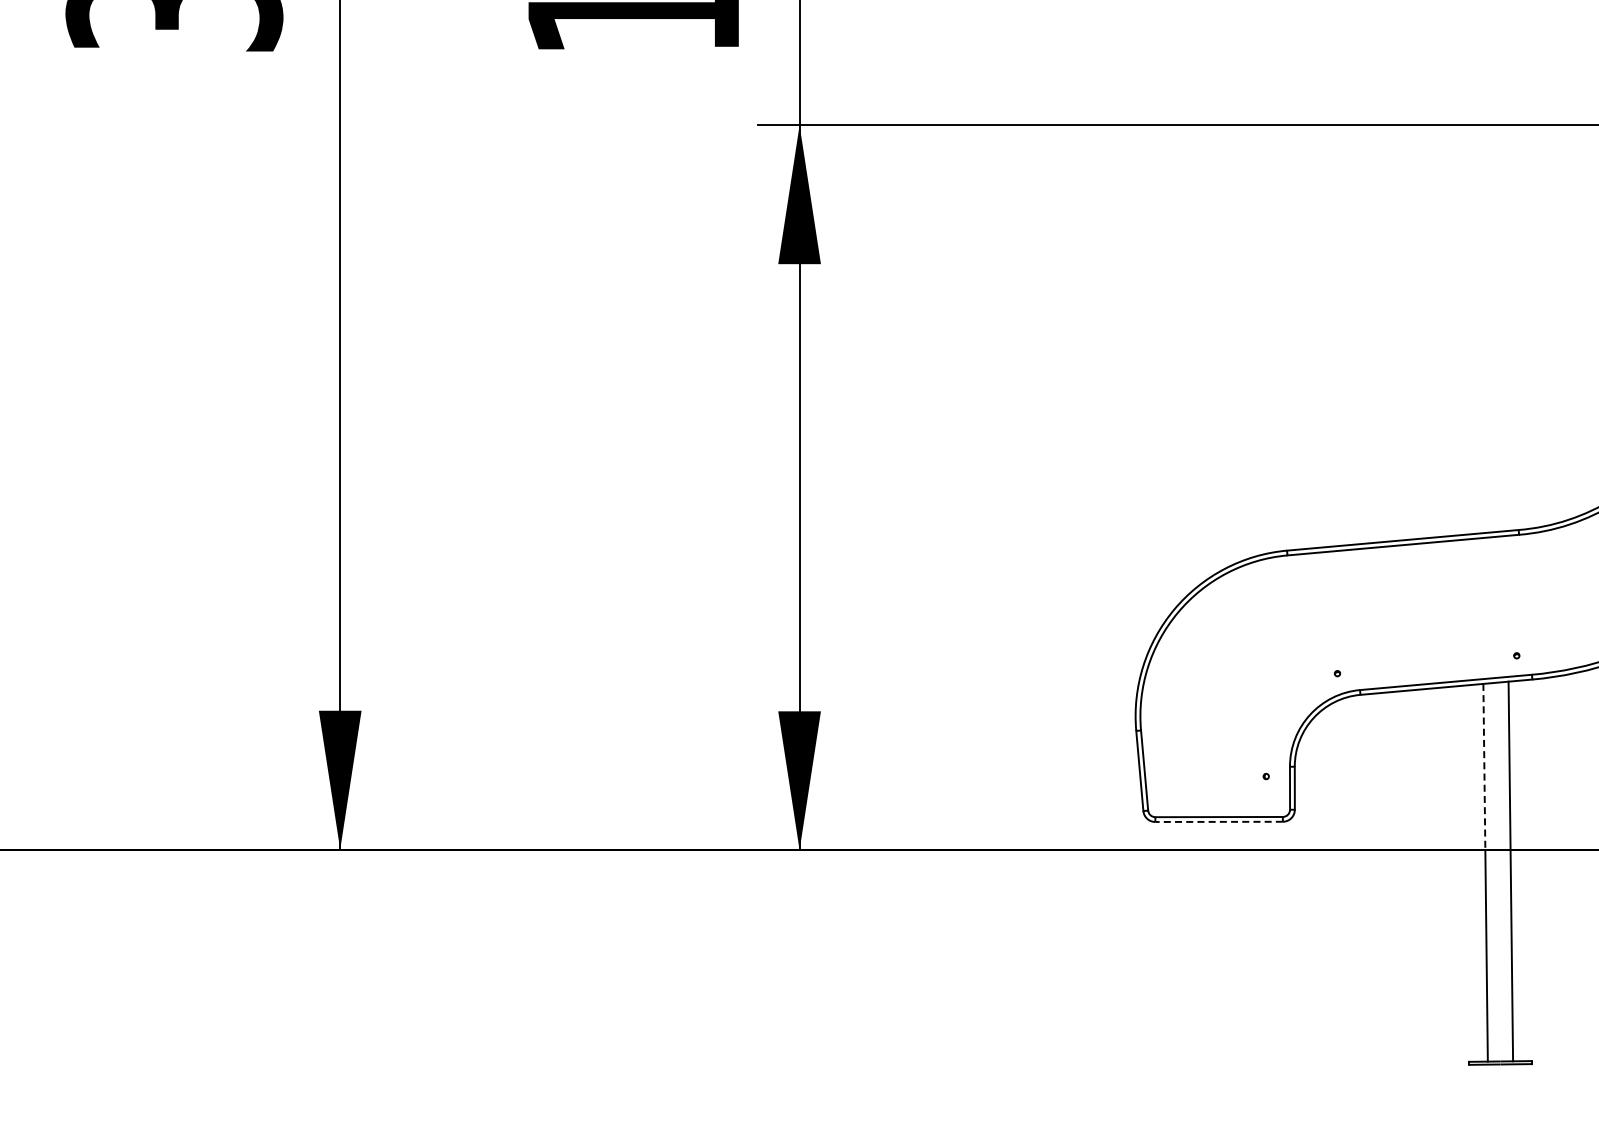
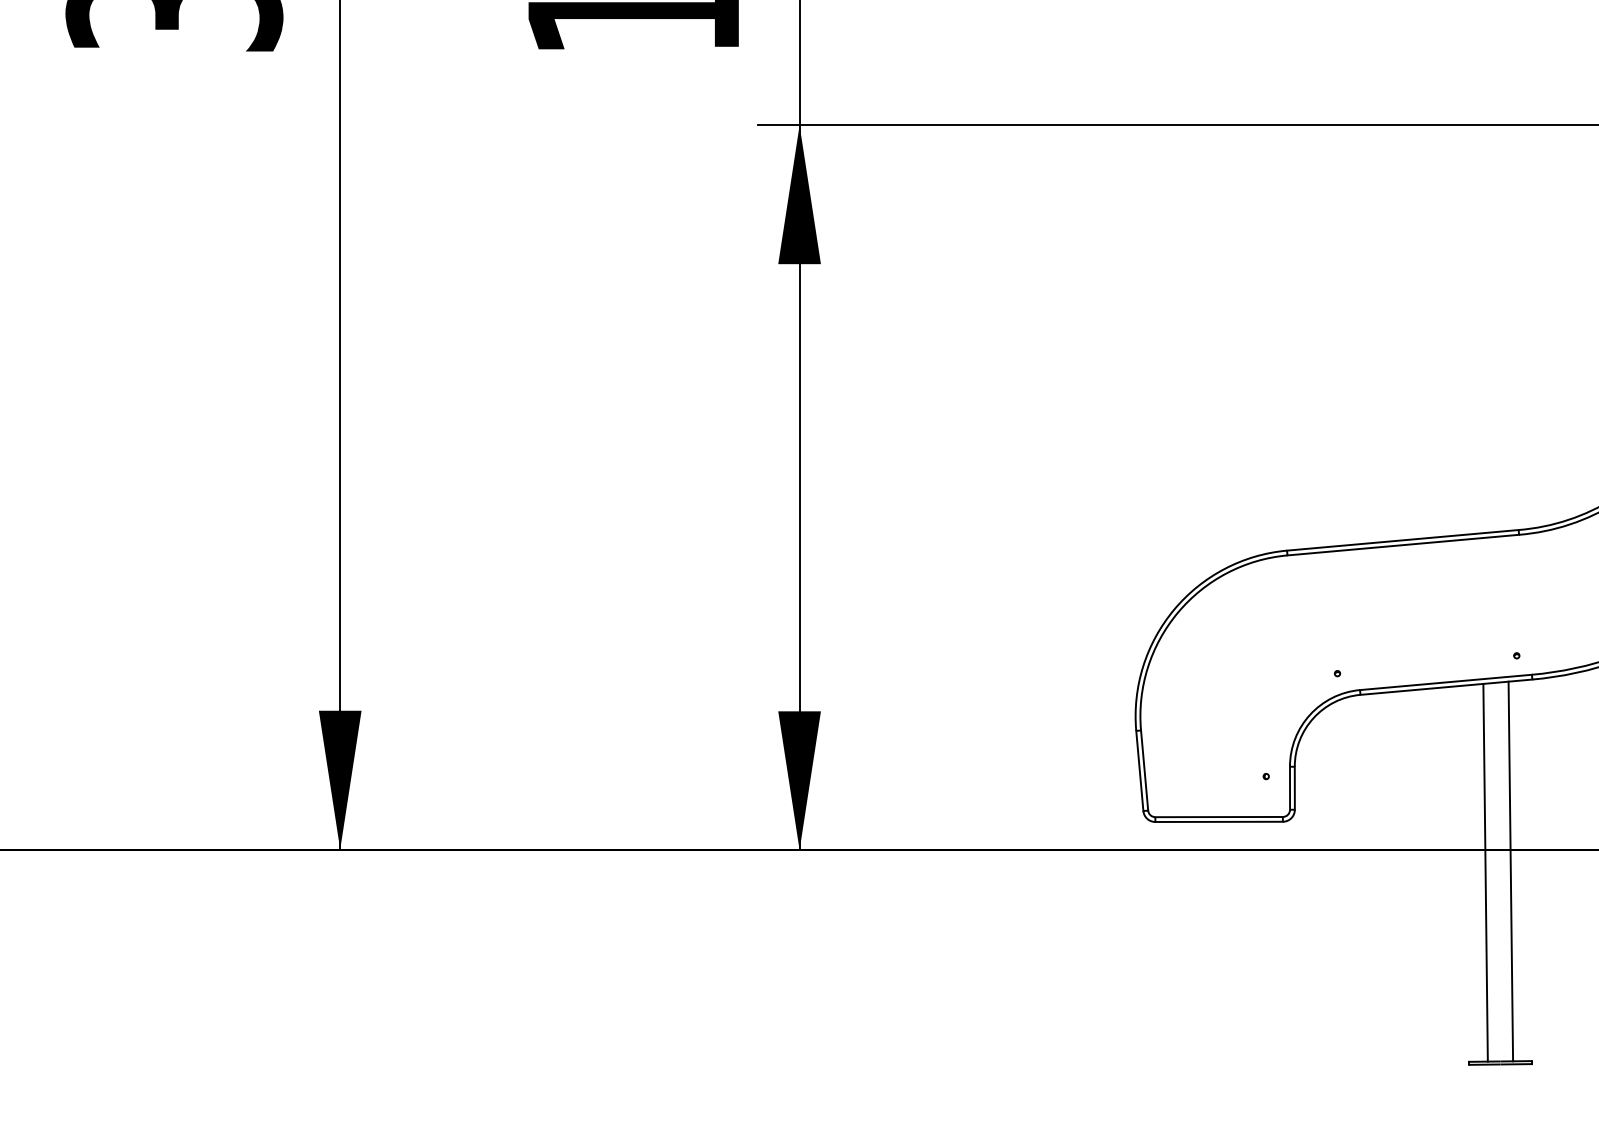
line: dashed -> solid (1484, 766)
line: dashed -> solid (1219, 821)
